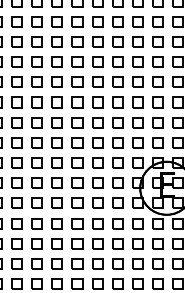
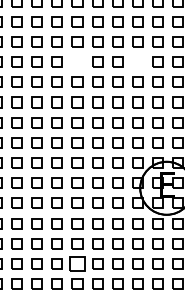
part: present -> none (77, 61)
part: present -> none (137, 61)
part size: 13x12 px -> 17x16 px (77, 263)
